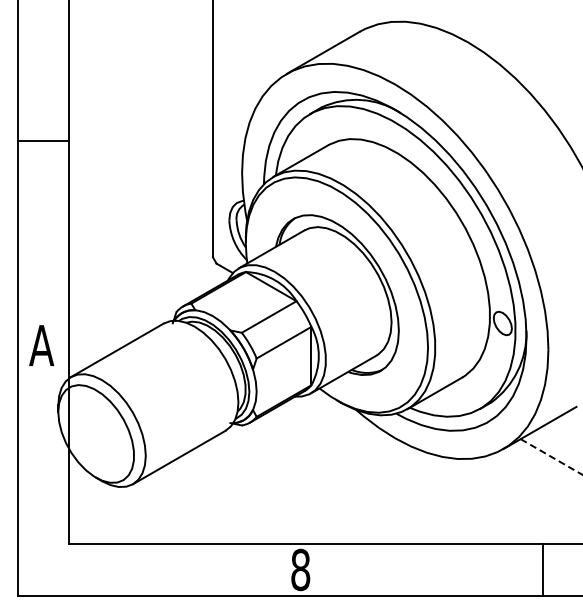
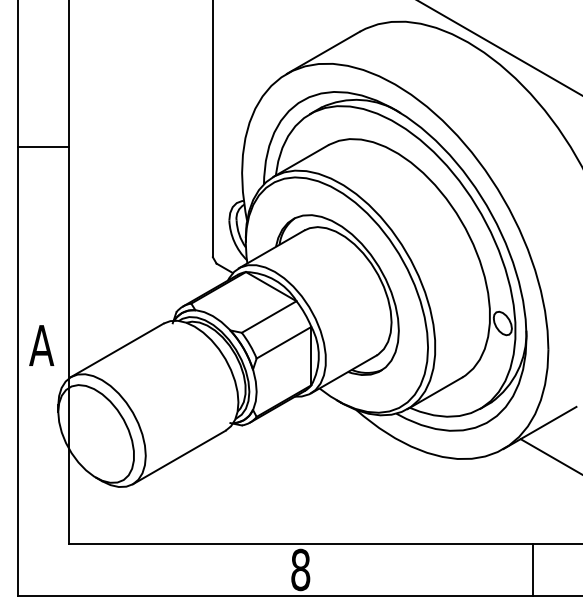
line: none -> present (499, 48)
line position: (43, 140) -> (43, 146) (43, 146)
line: dashed -> solid (551, 457)
line position: (543, 569) -> (533, 569) (533, 569)
